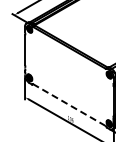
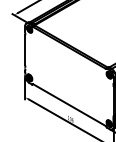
line: dashed -> solid (69, 105)
